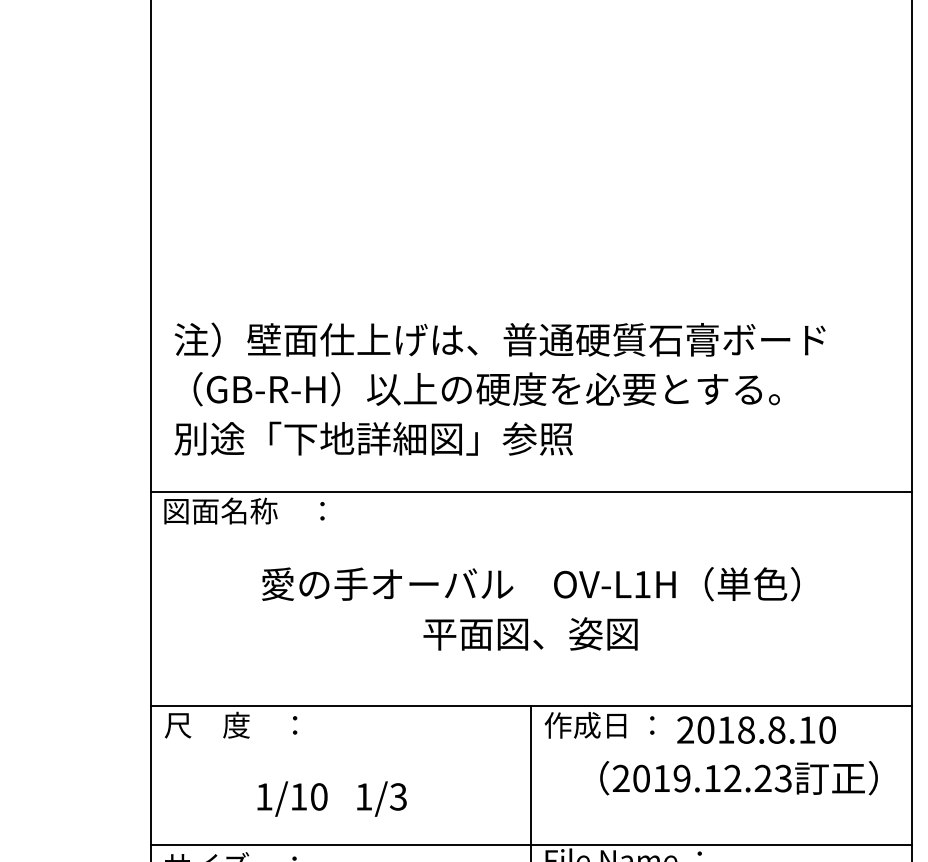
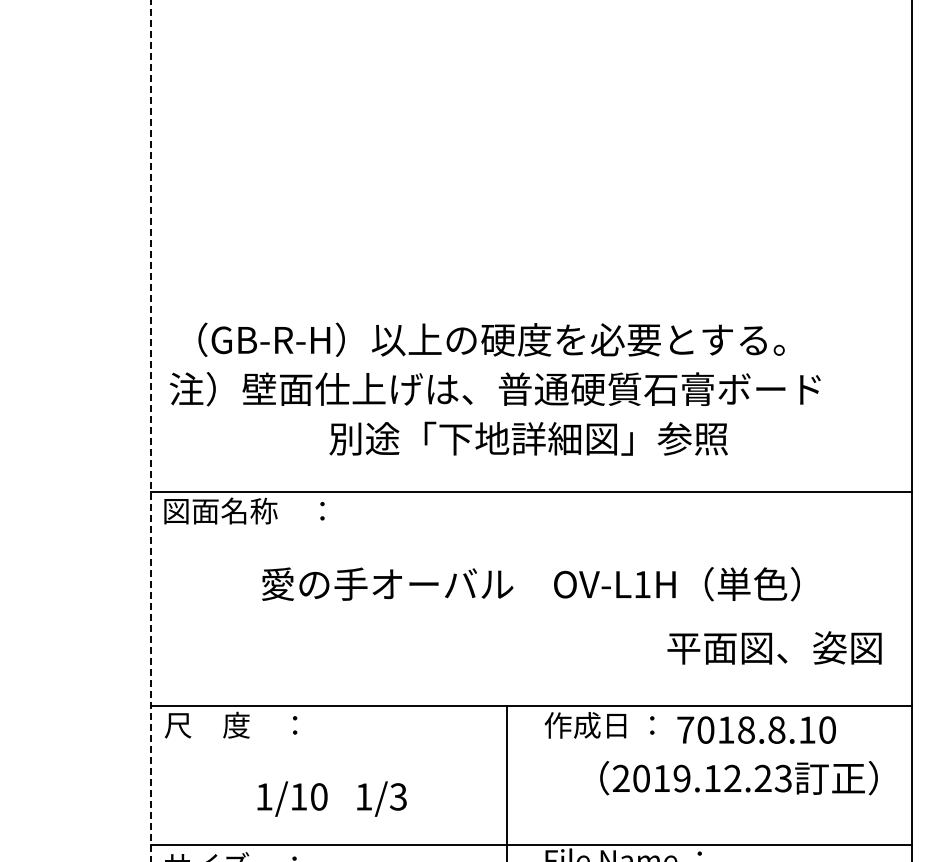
text: 注）壁面仕上げは、普通硬質石膏ボード -> （GB-R-H）以上の硬度を必要とする。 (499, 339)
text: （GB-R-H）以上の硬度を必要とする。 -> 注）壁面仕上げは、普通硬質石膏ボード (494, 389)
line: solid -> dashed (151, 431)
text position: (373, 438) -> (528, 438) (528, 438)
text position: (530, 633) -> (774, 647) (774, 647)
text: 2018.8.10 -> 7018.8.10 (685, 729)
line position: (531, 782) -> (507, 782) (507, 782)
